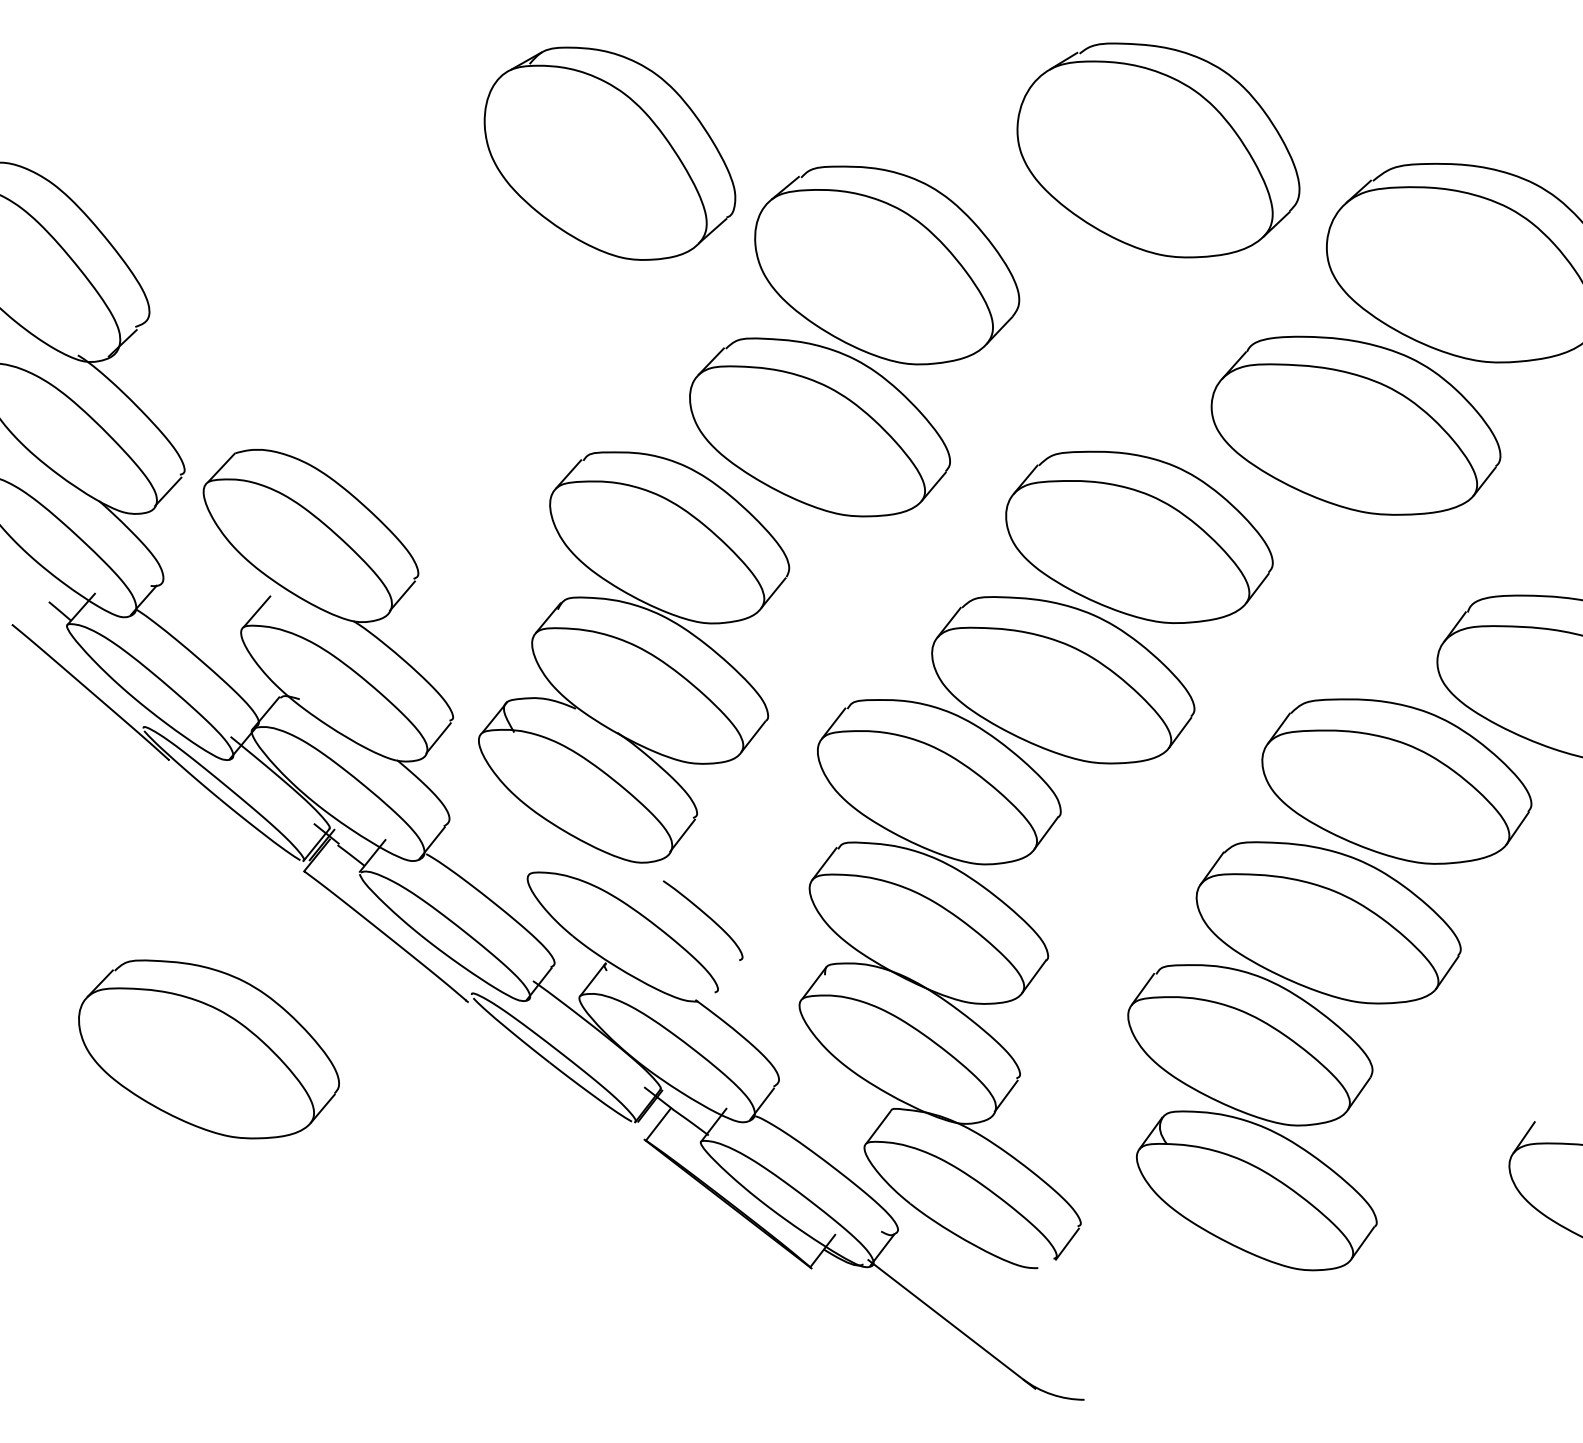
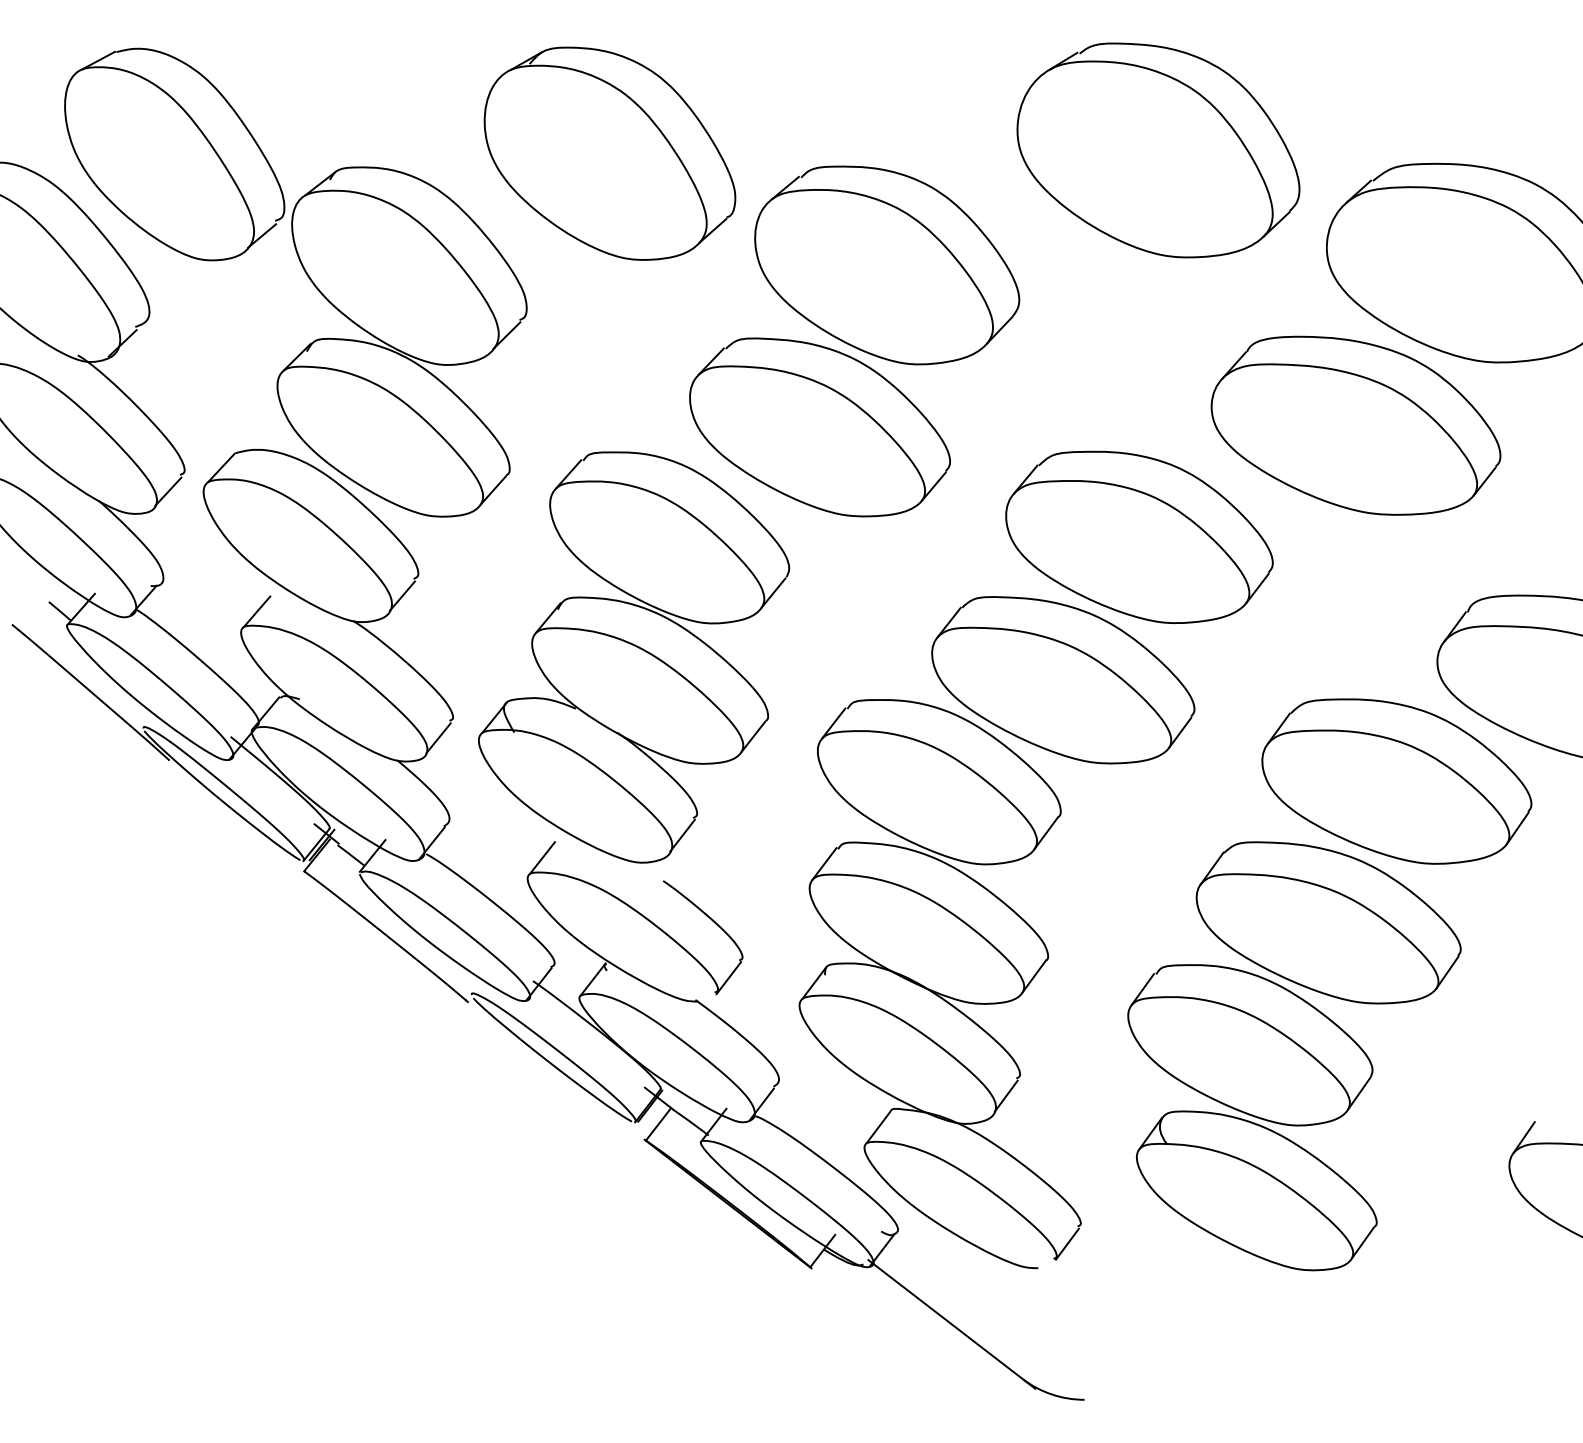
part: none -> present (306, 275)
line: none -> present (541, 858)
line: none -> present (728, 978)
part: present -> none (208, 1049)
